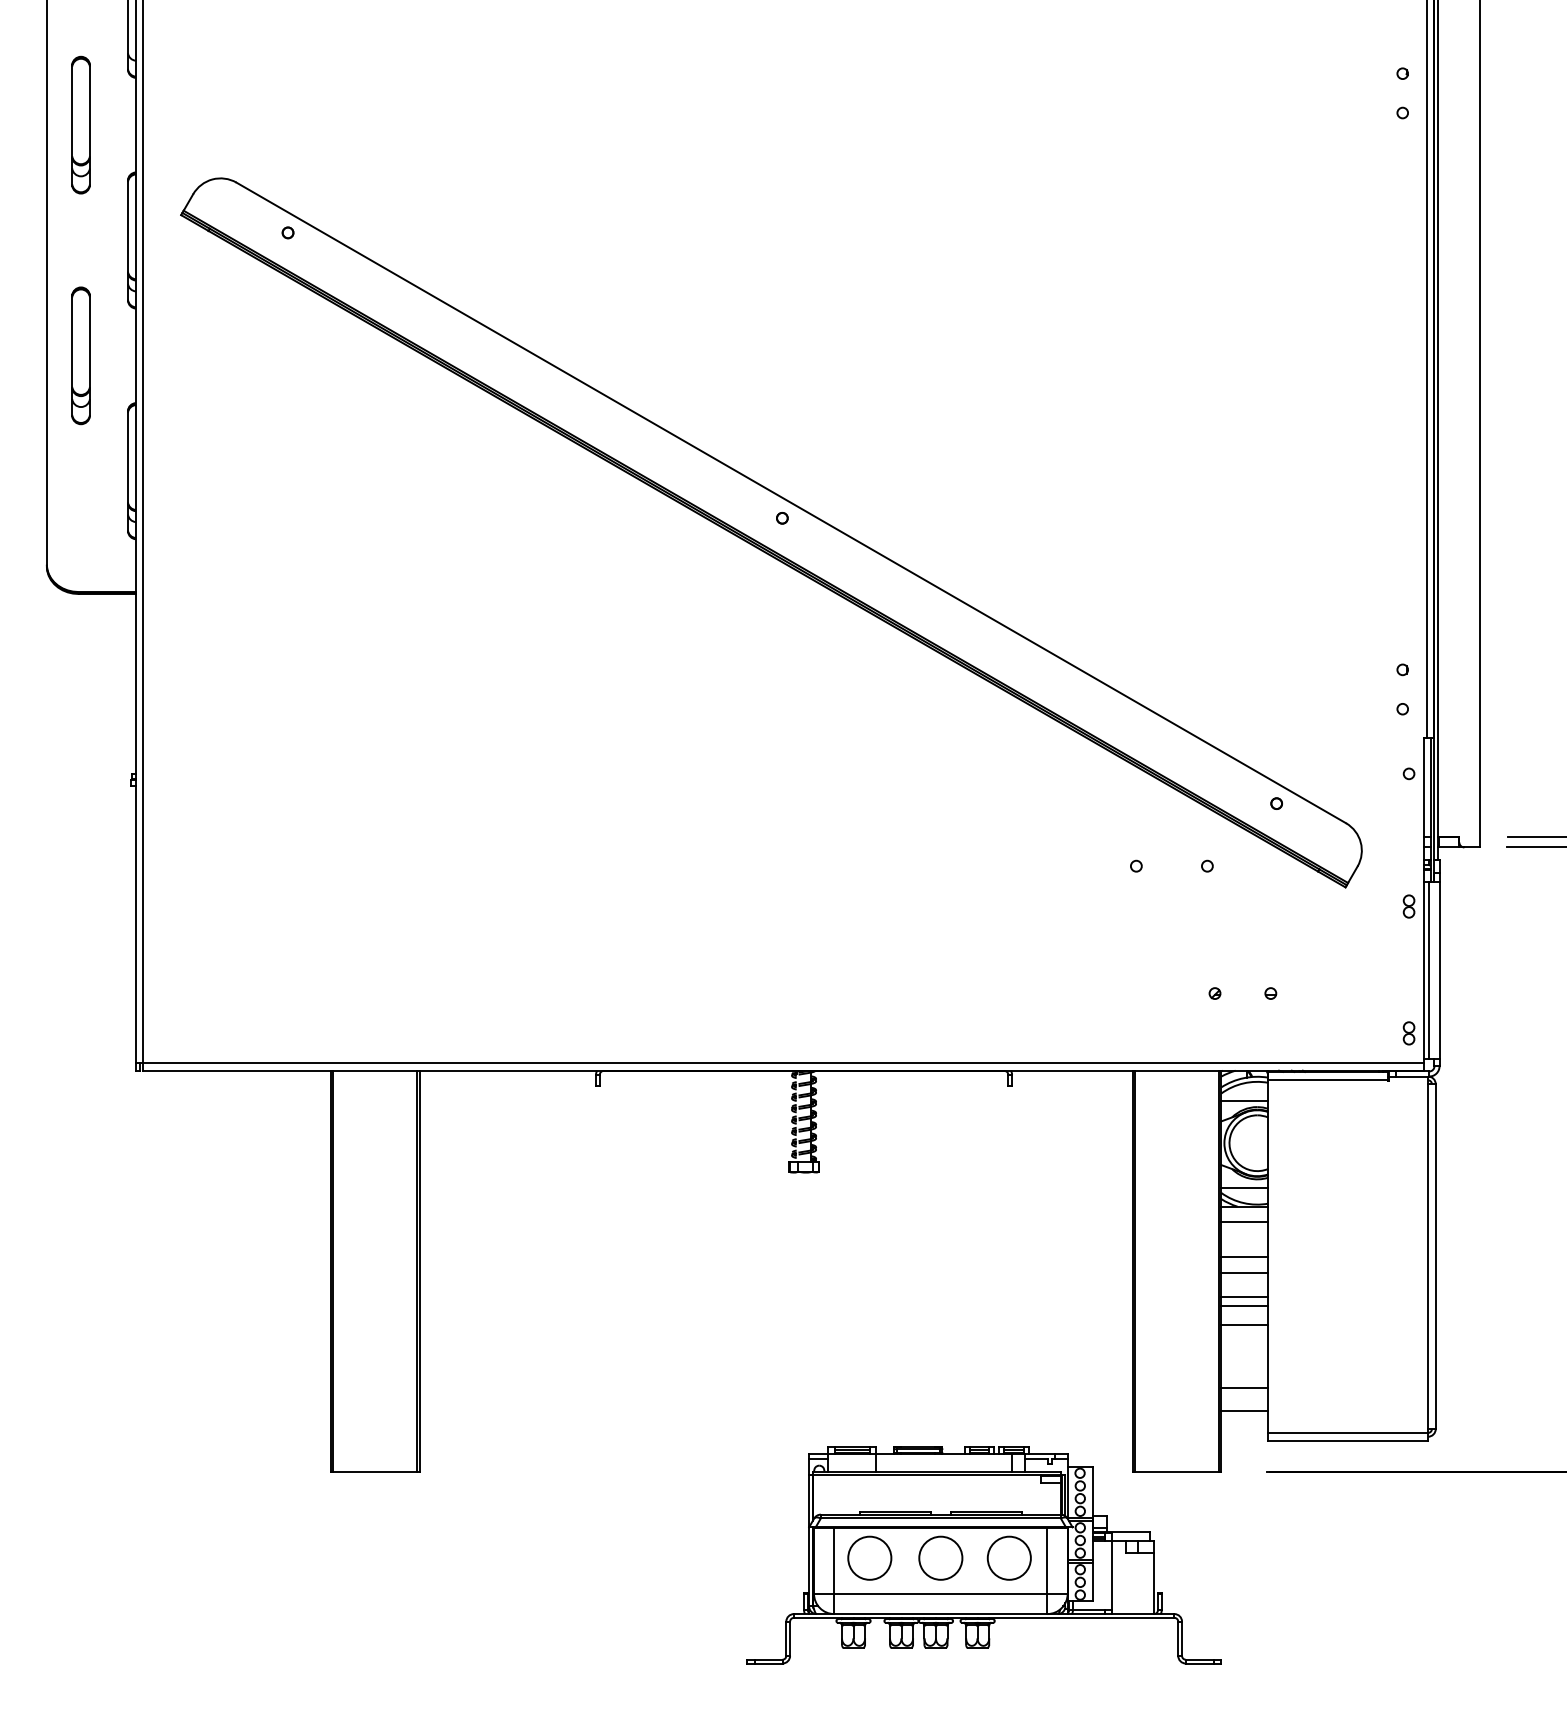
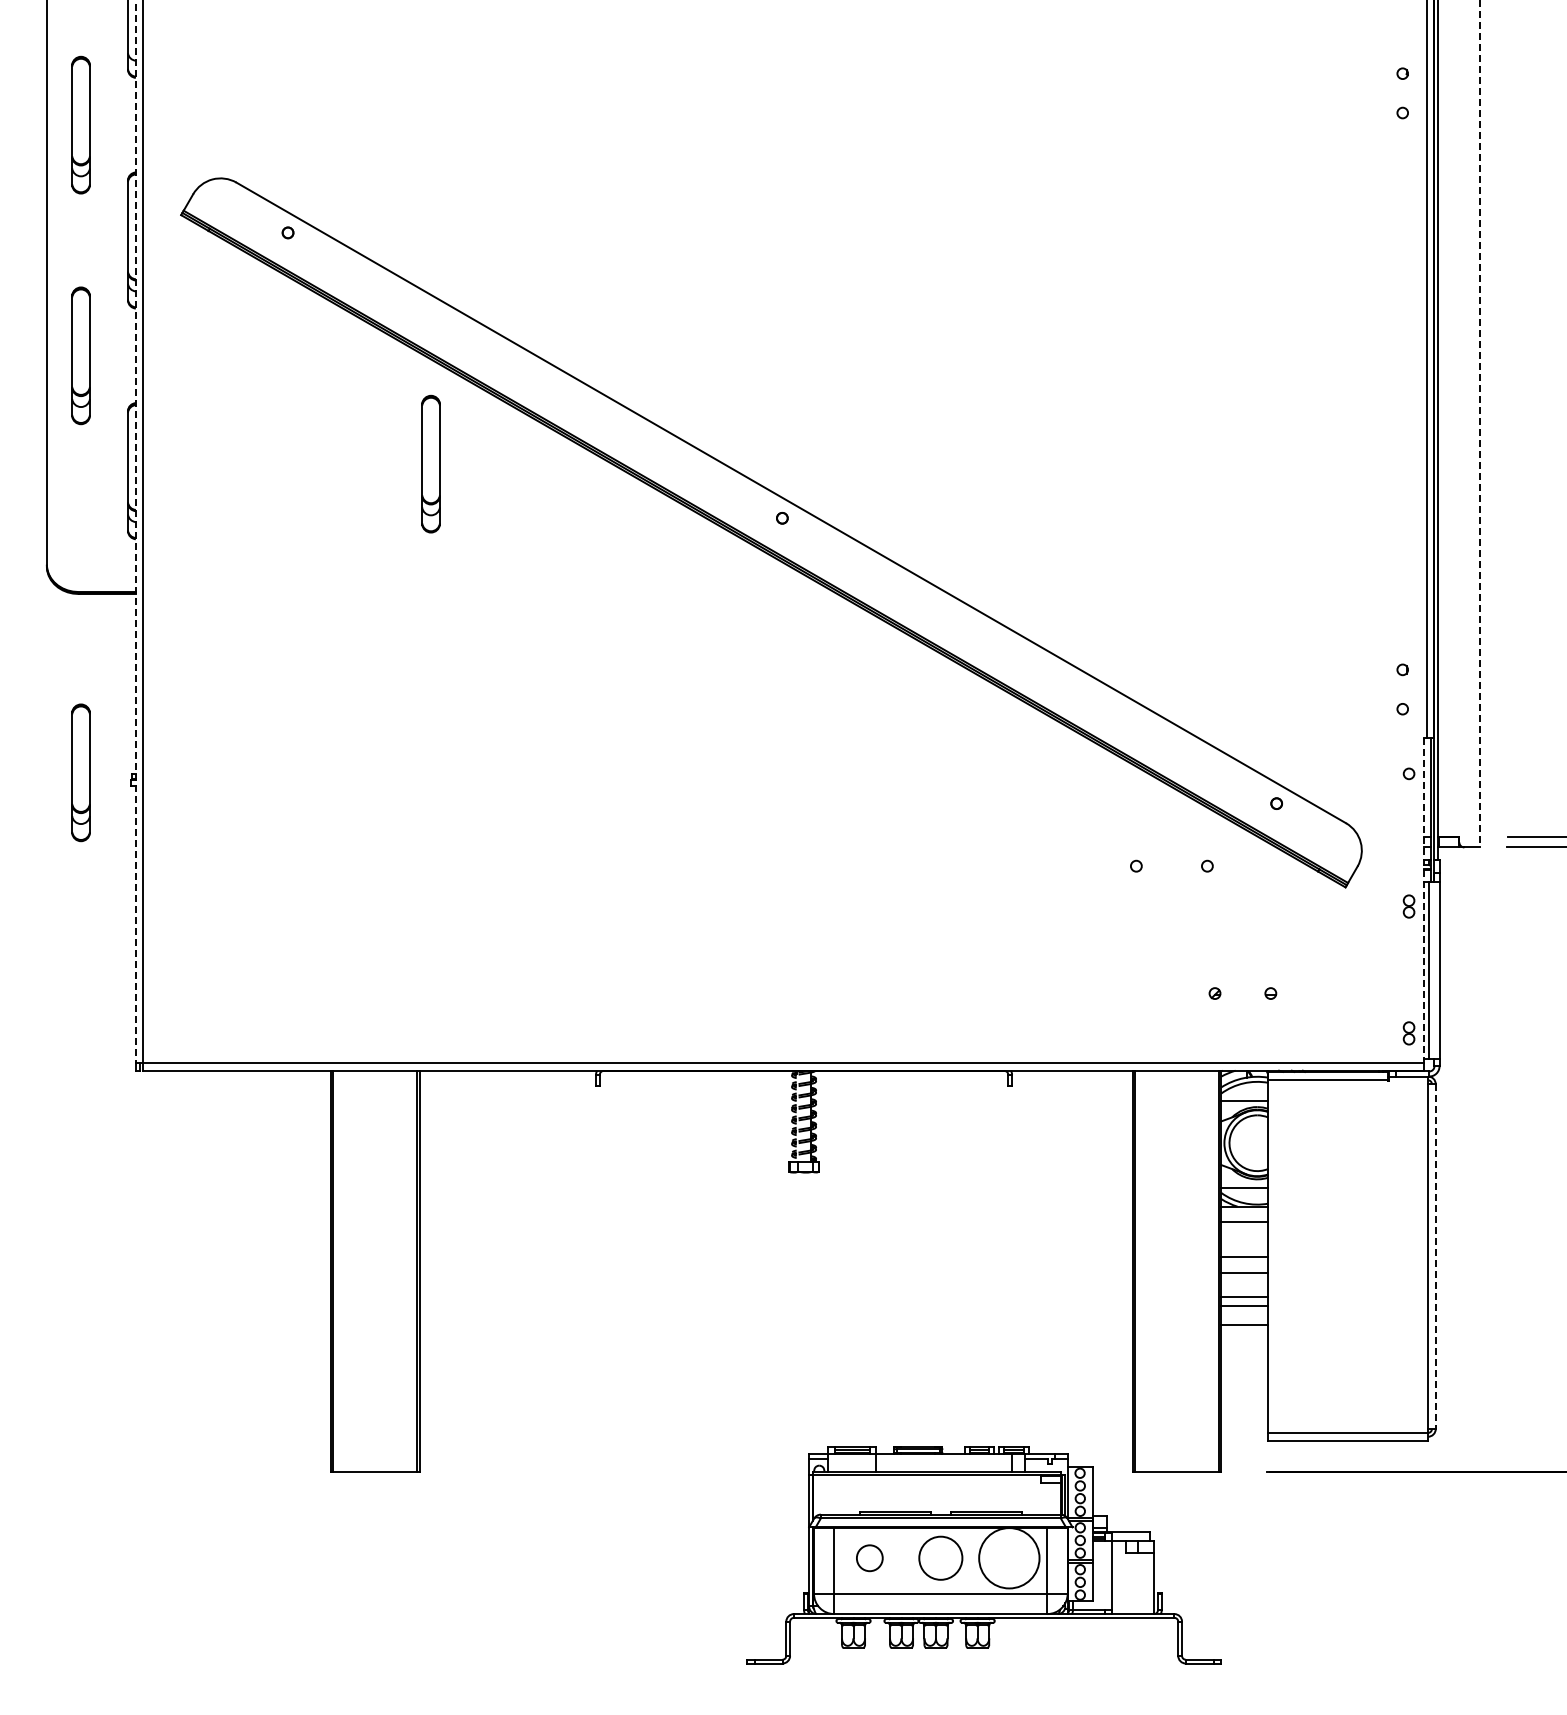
line: solid -> dashed (1480, 424)
part: none -> present (430, 463)
line: solid -> dashed (135, 532)
part: none -> present (80, 772)
line: solid -> dashed (1423, 901)
line: solid -> dashed (1435, 1256)
line: present -> none (1244, 1388)
line: present -> none (1244, 1411)
circle diameter: 43 px -> 26 px (869, 1558)
circle diameter: 43 px -> 60 px (1009, 1558)
